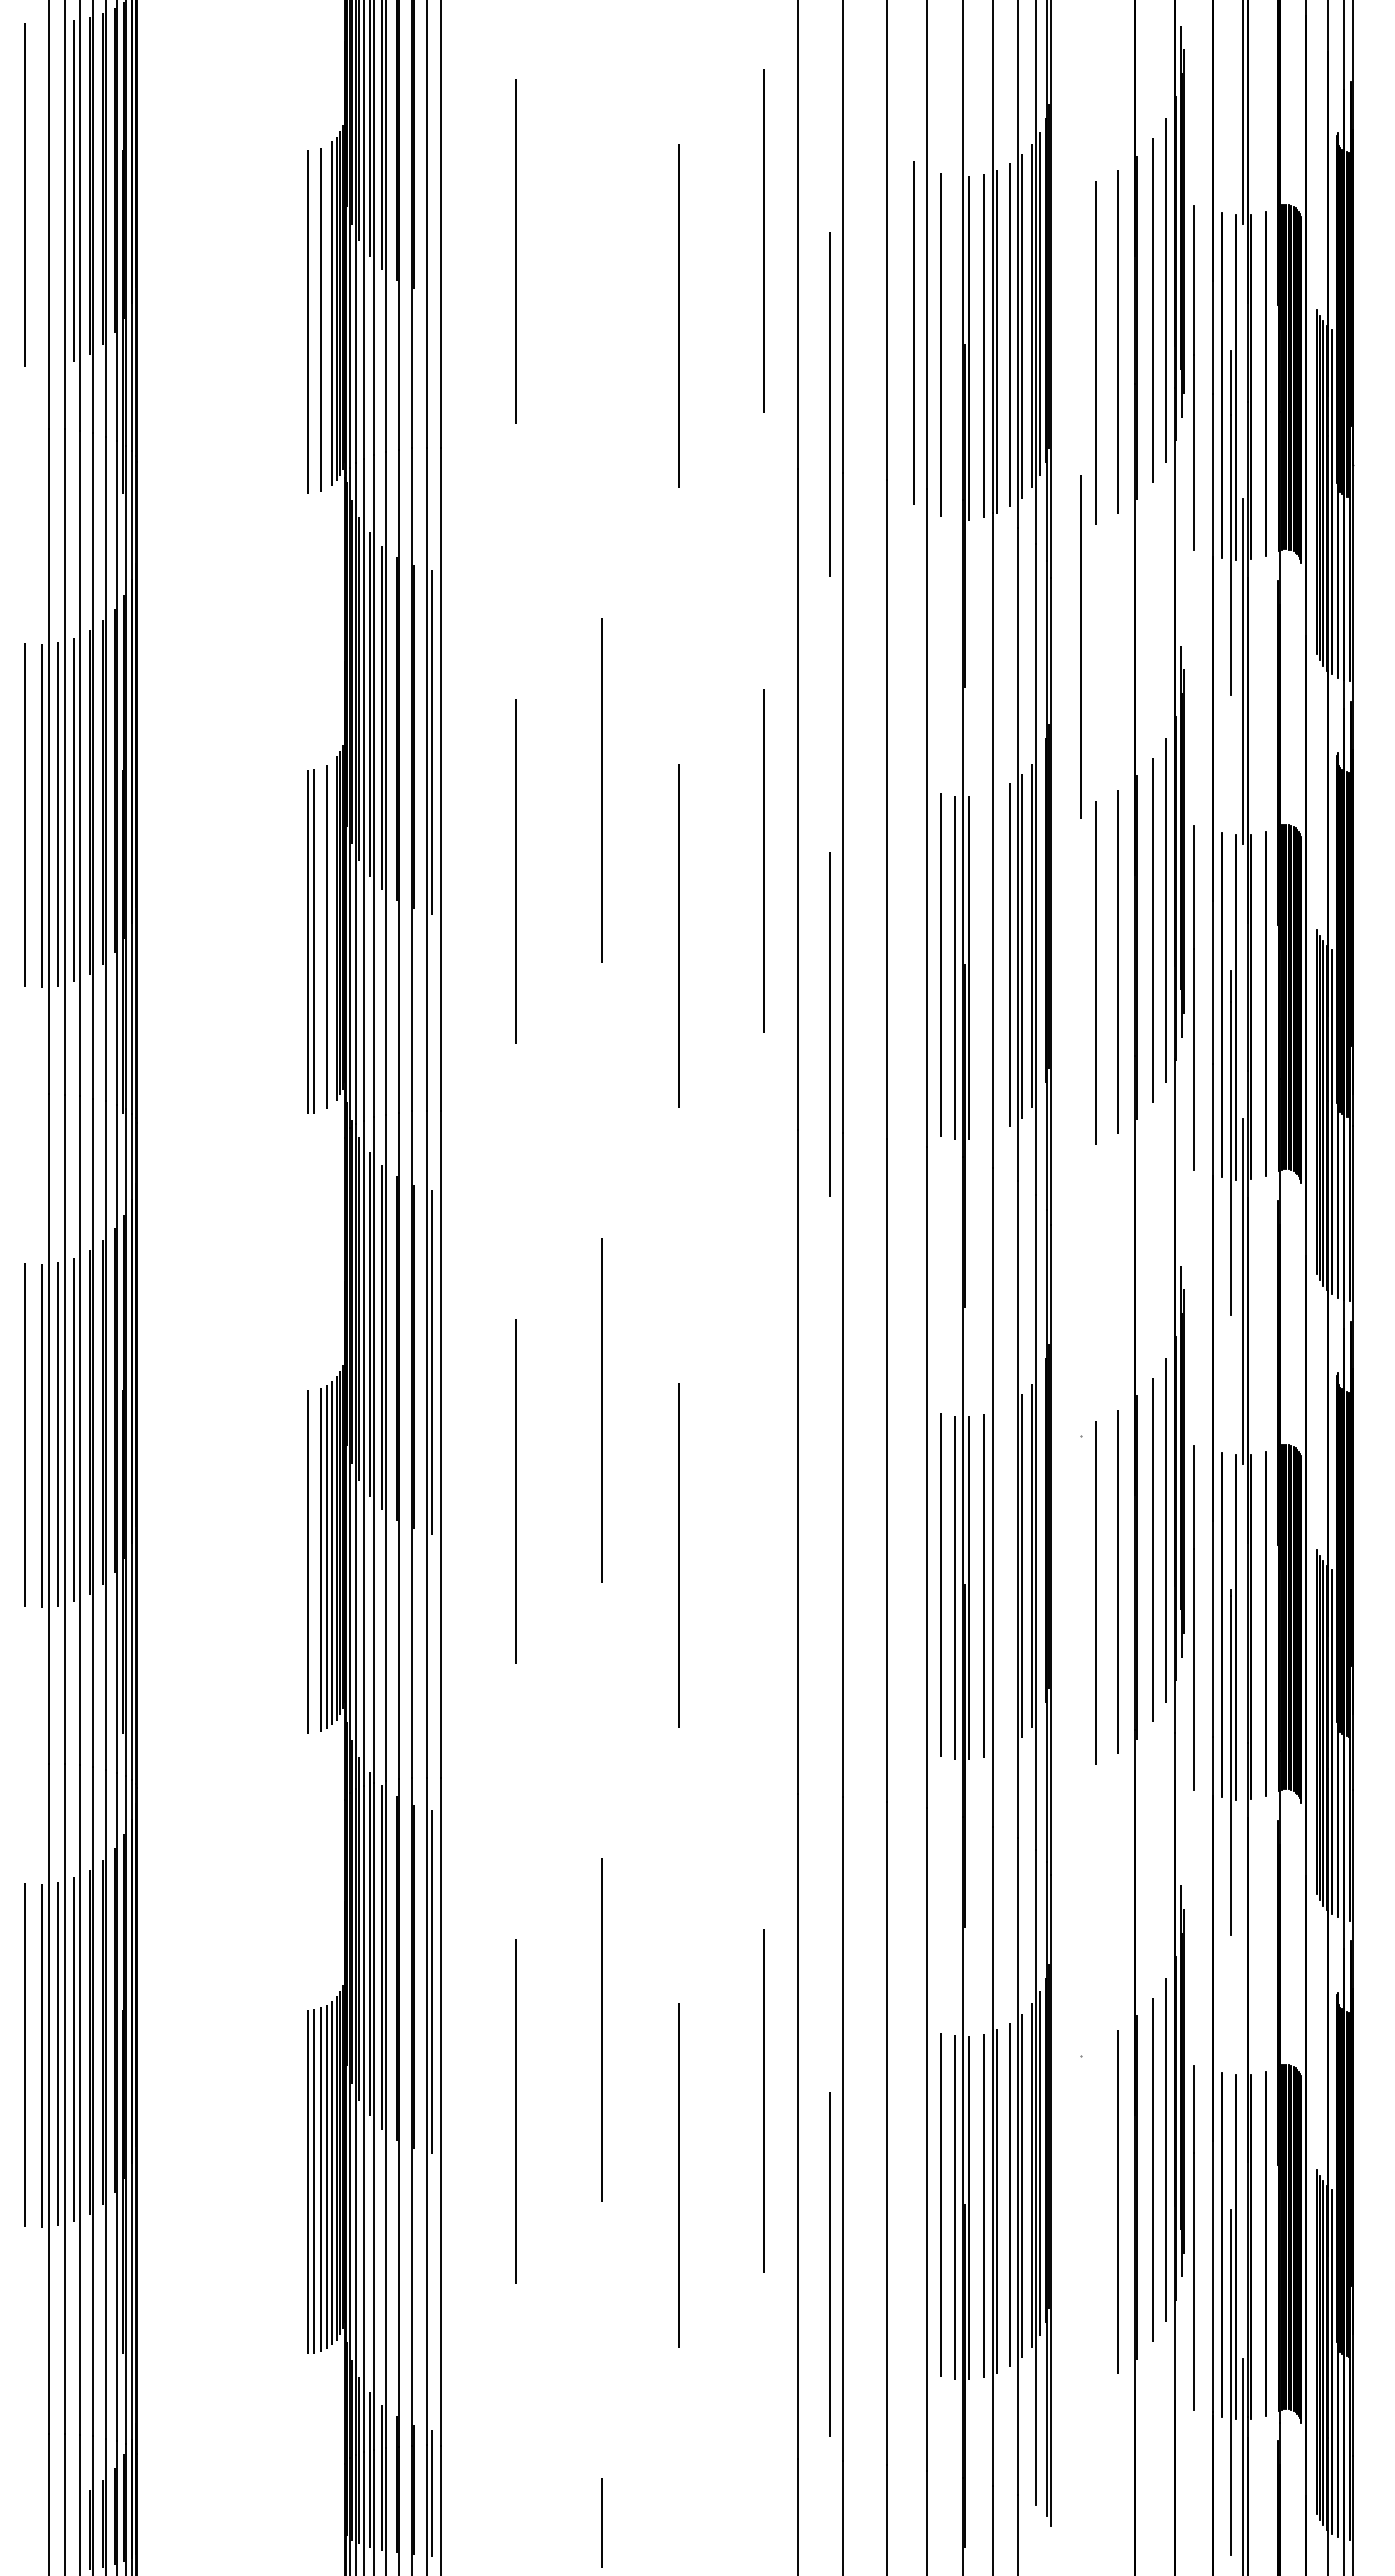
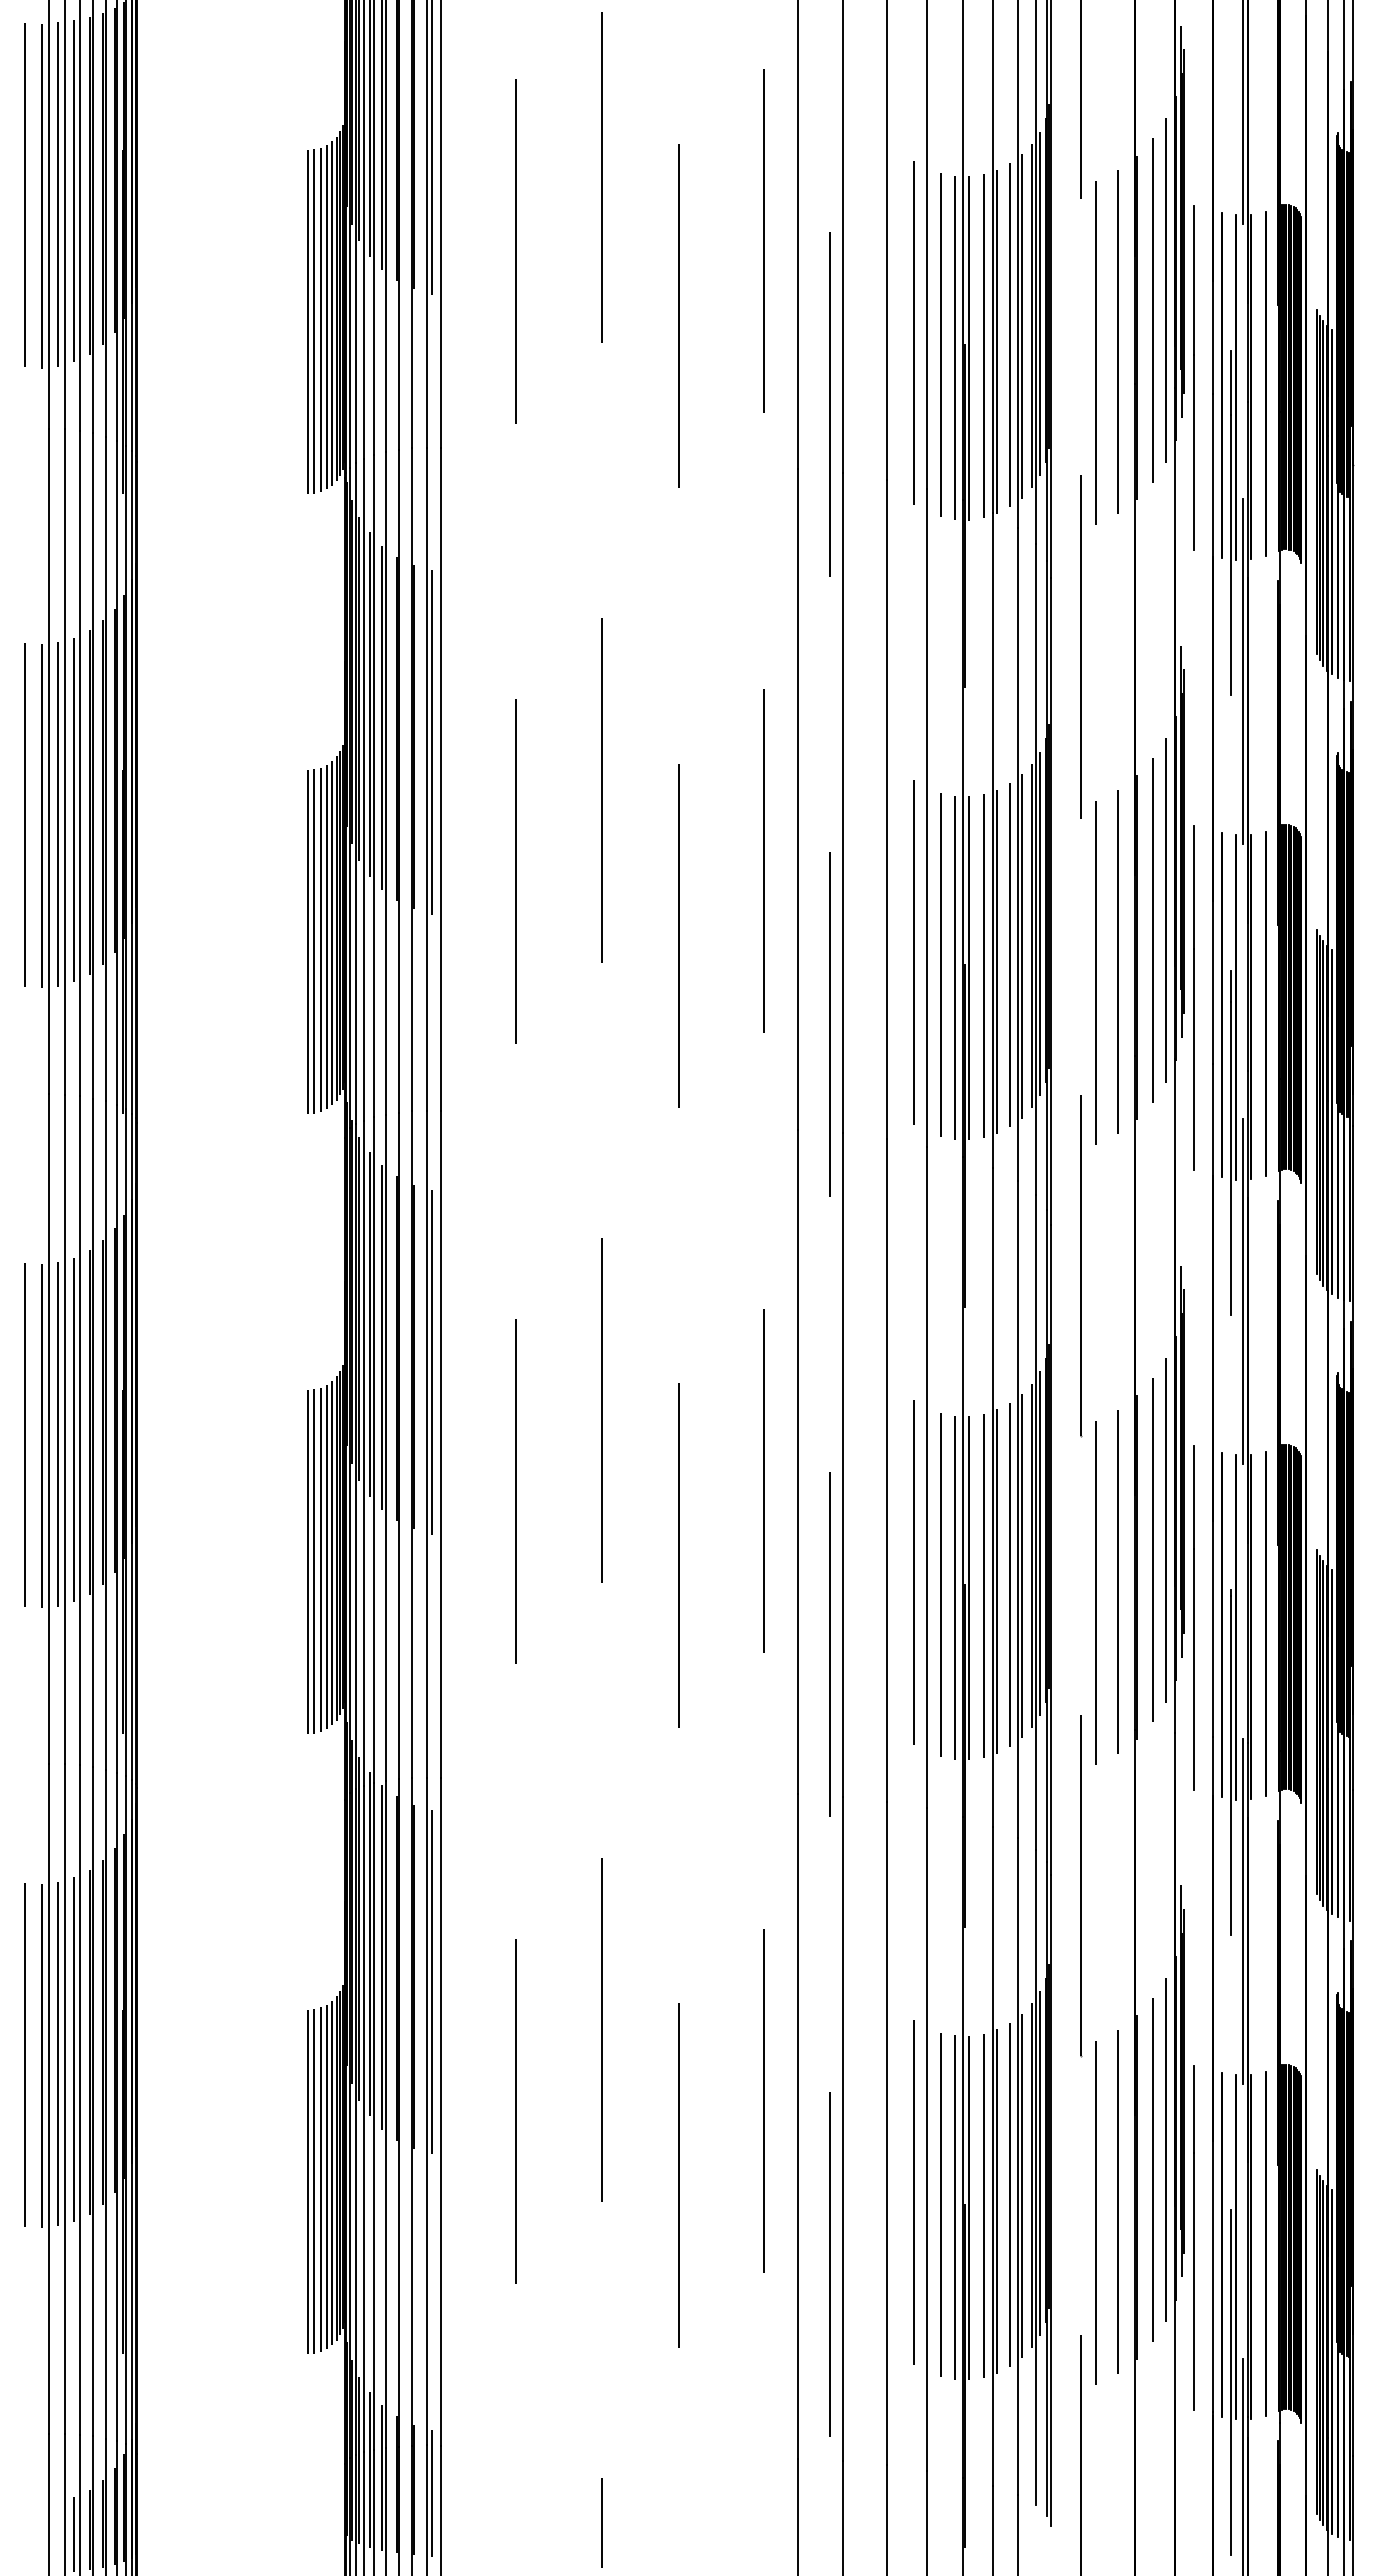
line: none -> present (1080, 100)
line: none -> present (431, 148)
line: none -> present (601, 177)
line: none -> present (58, 194)
line: none -> present (41, 196)
line: none -> present (326, 316)
line: none -> present (314, 321)
line: none -> present (954, 347)
line: none -> present (1039, 923)
line: none -> present (331, 933)
line: none -> present (320, 939)
line: none -> present (913, 952)
line: none -> present (997, 961)
line: none -> present (983, 966)
line: none -> present (1080, 1265)
line: none -> present (763, 1480)
line: none -> present (1039, 1543)
line: none -> present (314, 1561)
line: none -> present (913, 1572)
line: none -> present (1010, 1574)
line: none -> present (997, 1581)
line: none -> present (829, 1644)
line: none -> present (1080, 1885)
line: none -> present (1243, 1911)
line: none -> present (914, 2192)
line: none -> present (1095, 2212)
line: none -> present (1080, 2453)
line: none -> present (74, 2534)
